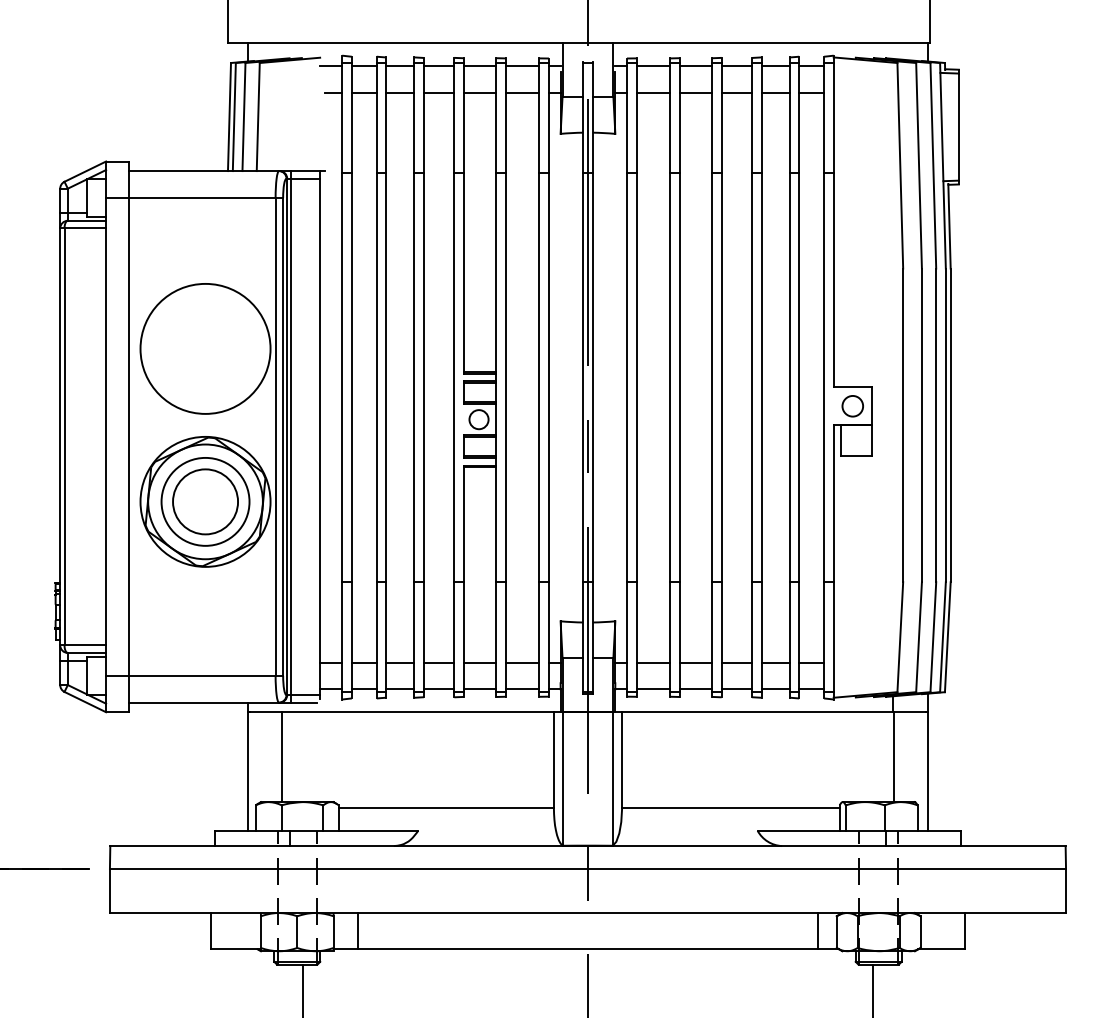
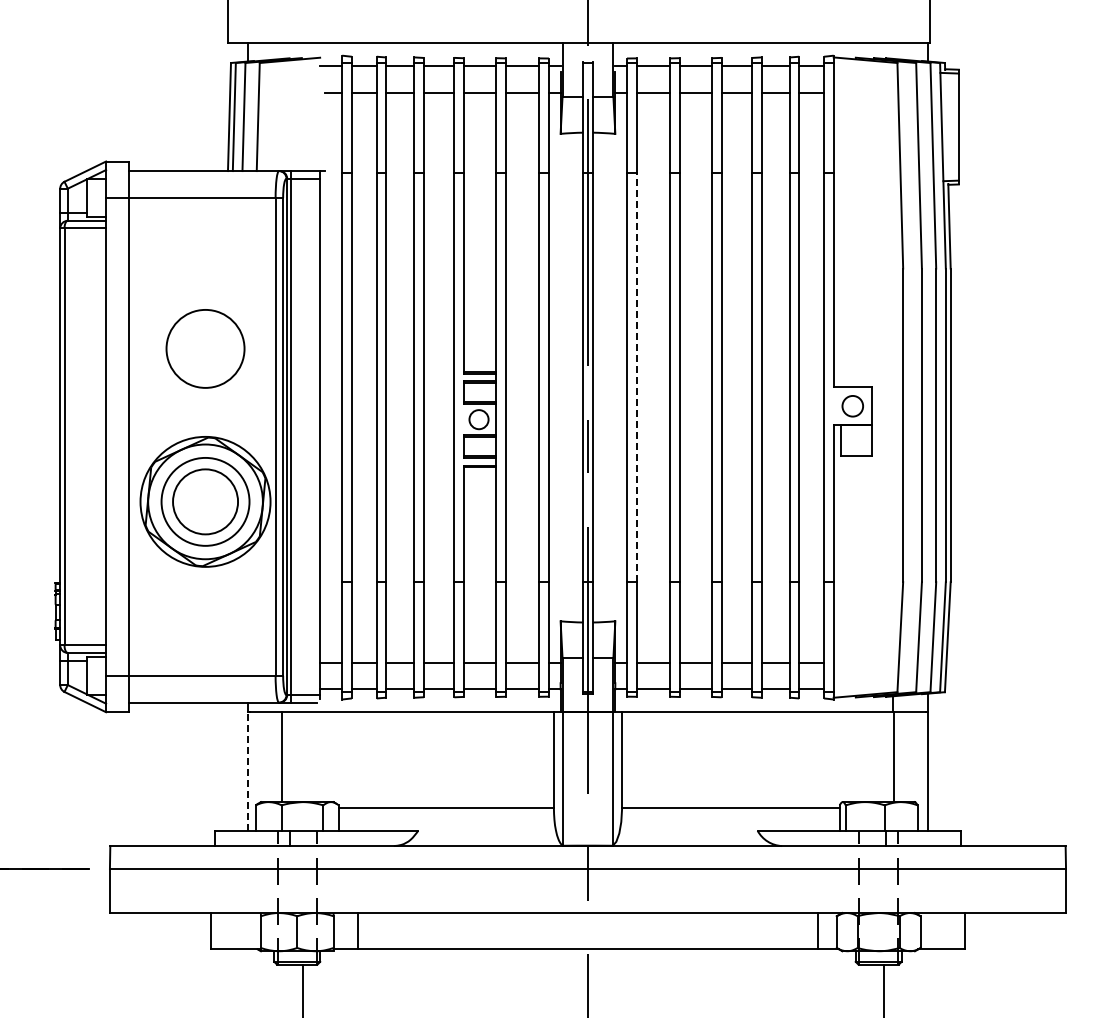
circle diameter: 130 px -> 78 px (205, 348)
line: solid -> dashed (636, 377)
line: solid -> dashed (247, 771)
line position: (872, 989) -> (883, 989) (883, 989)
